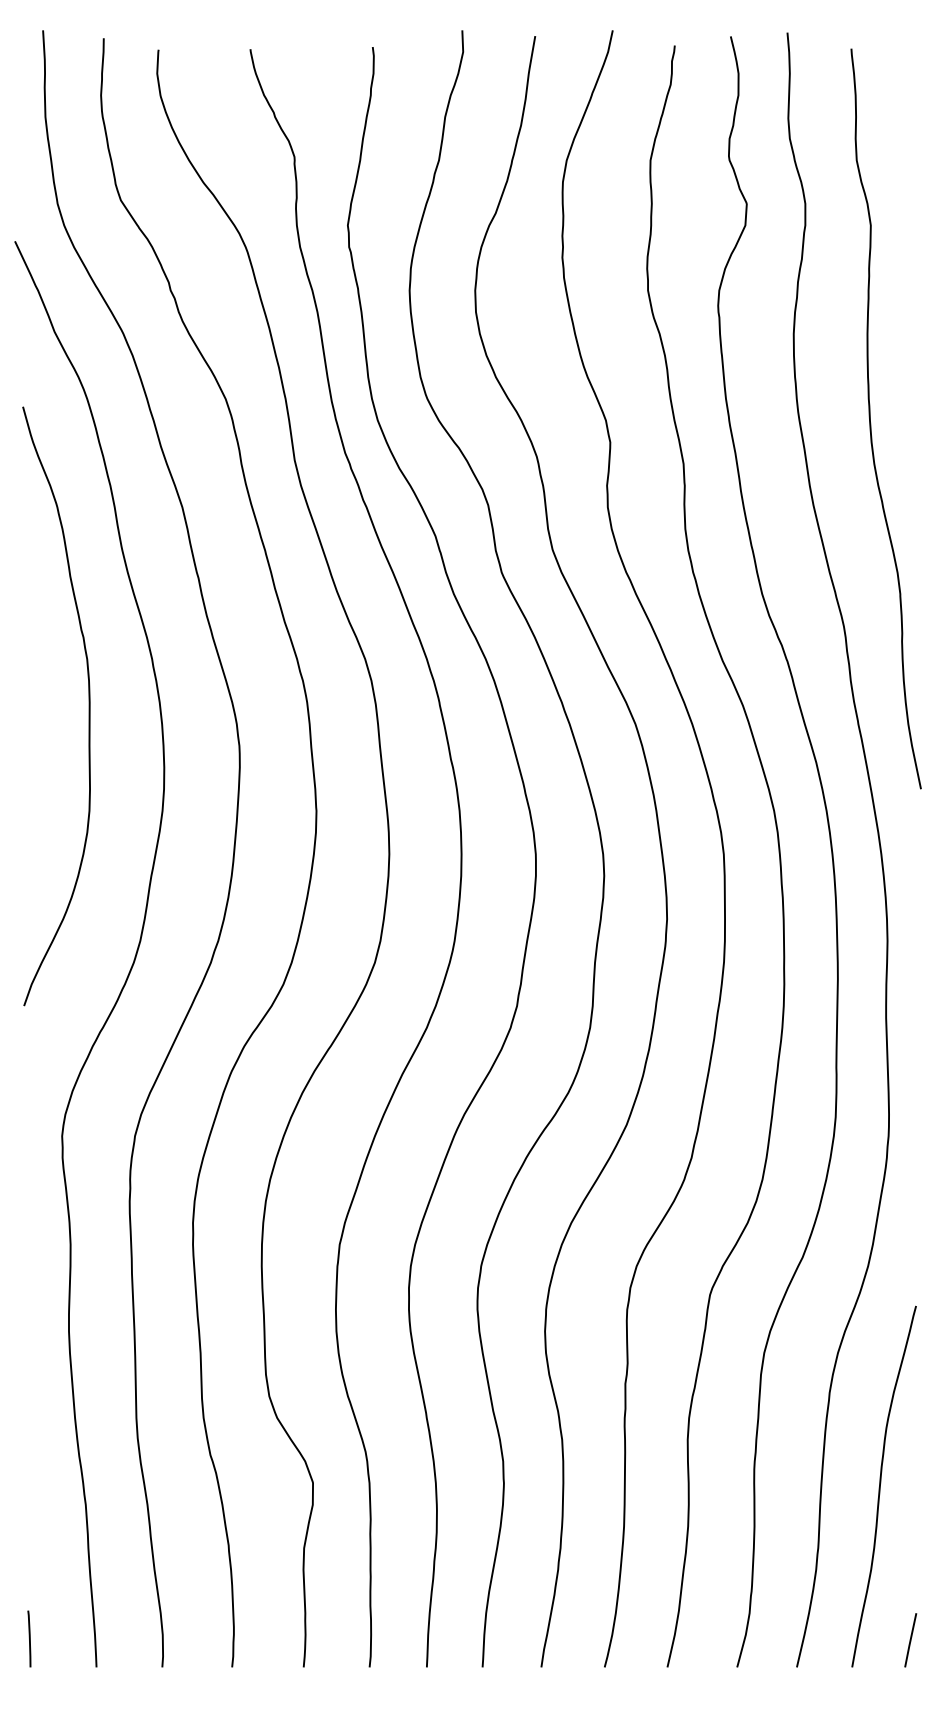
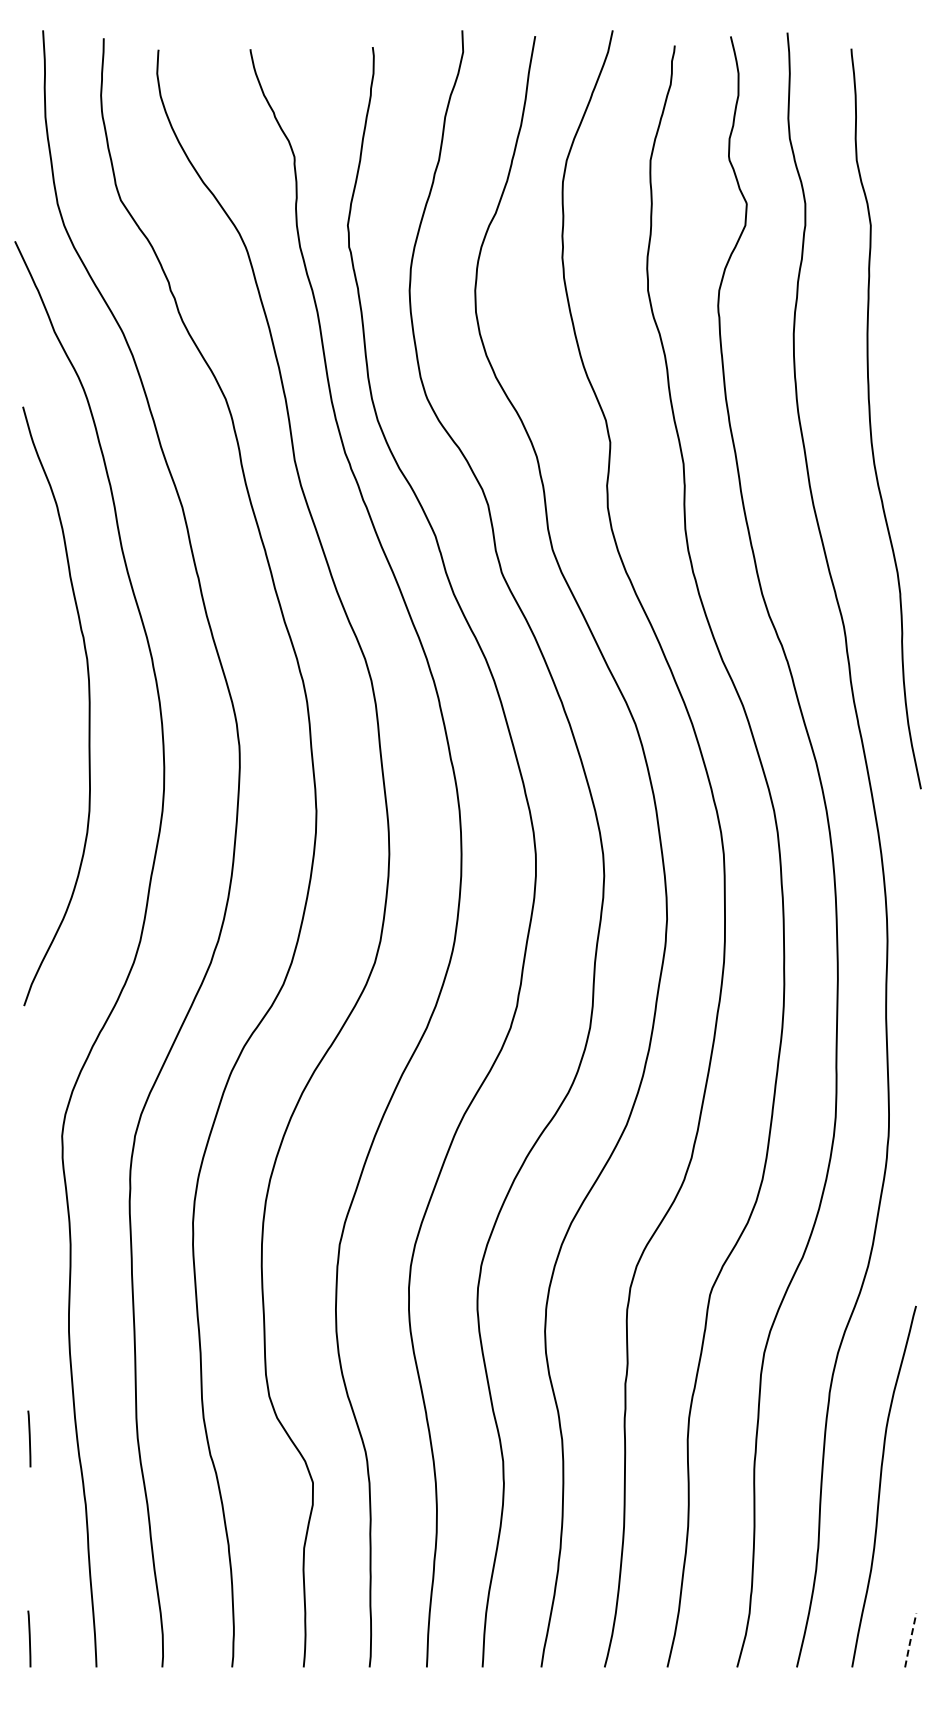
line: none -> present (29, 1438)
line: solid -> dashed (910, 1640)
